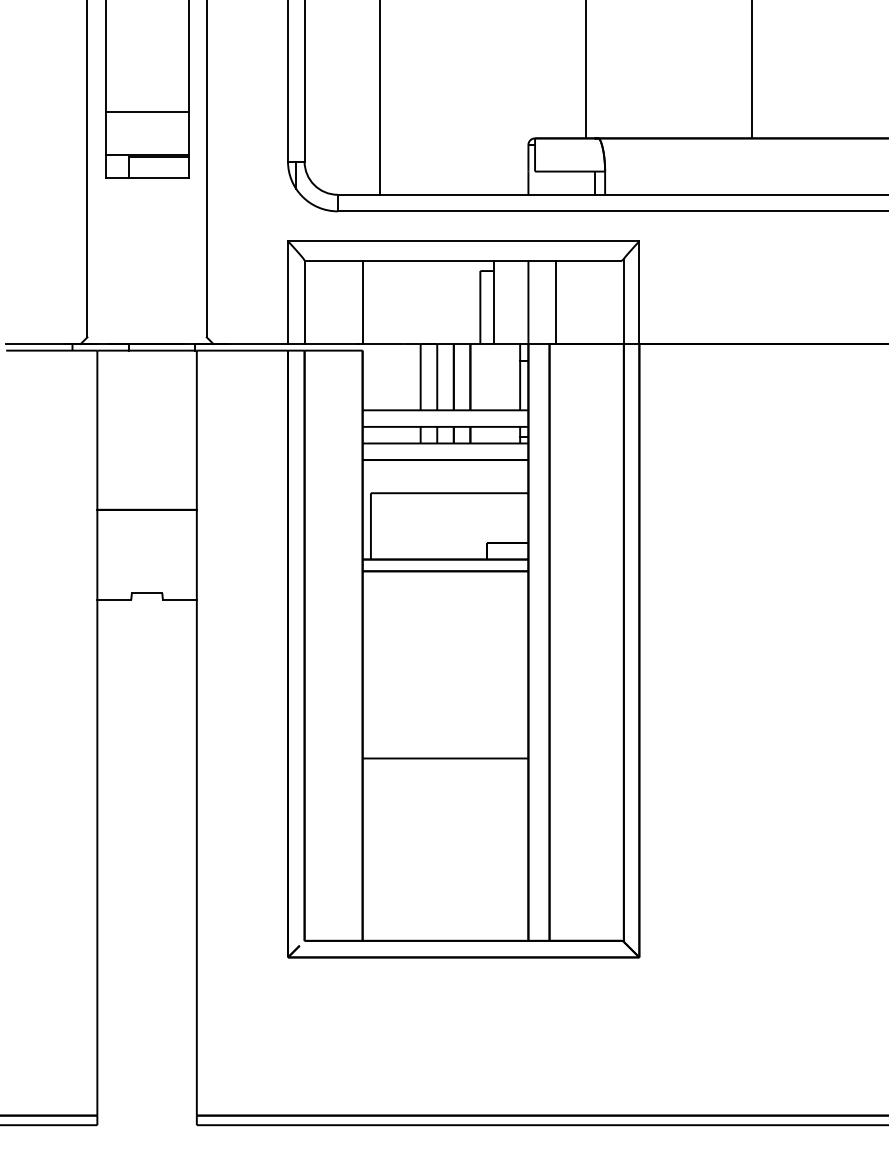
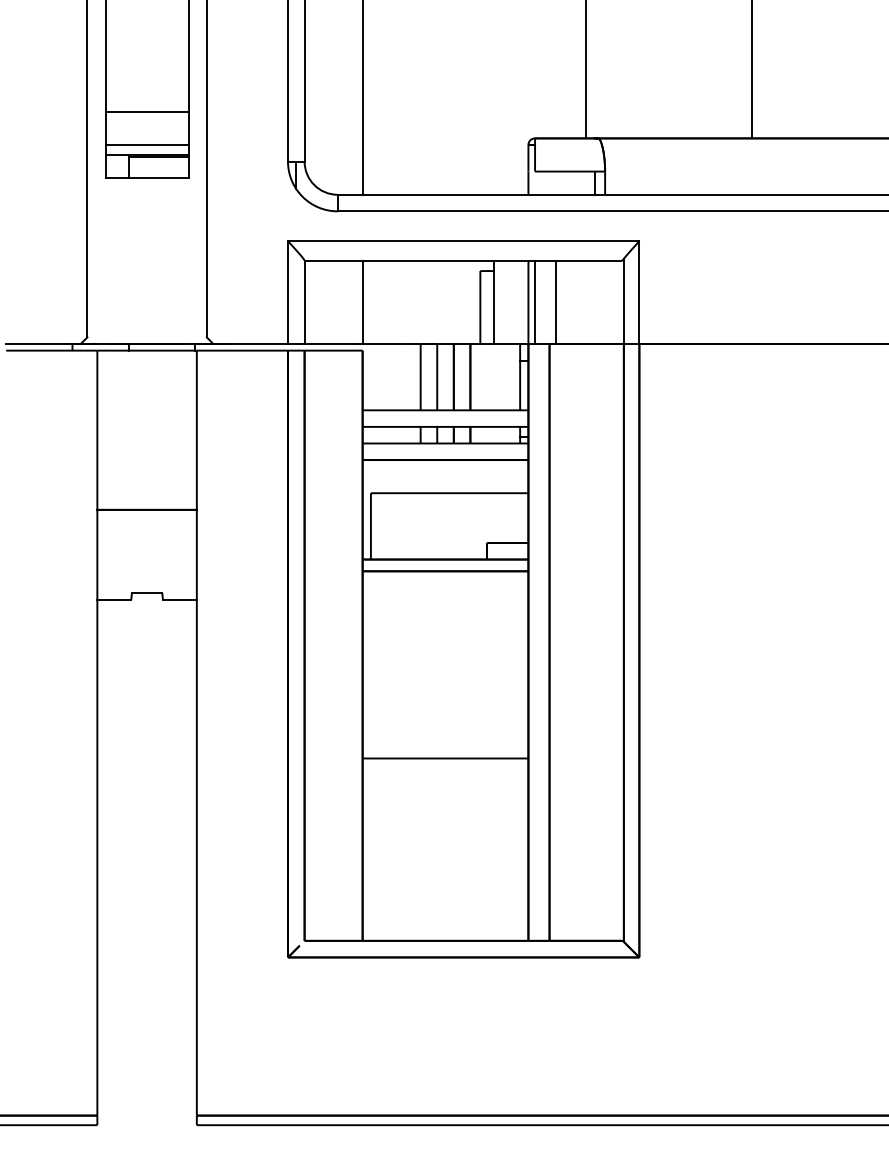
line position: (379, 98) -> (362, 98) (362, 98)
line: none -> present (146, 145)
line: none -> present (535, 302)
